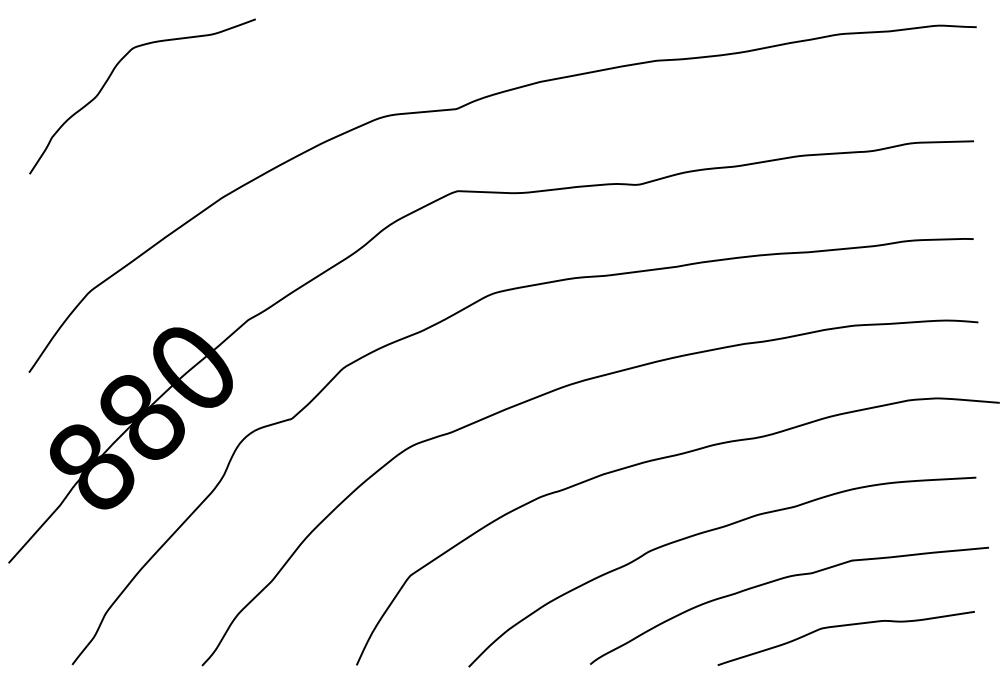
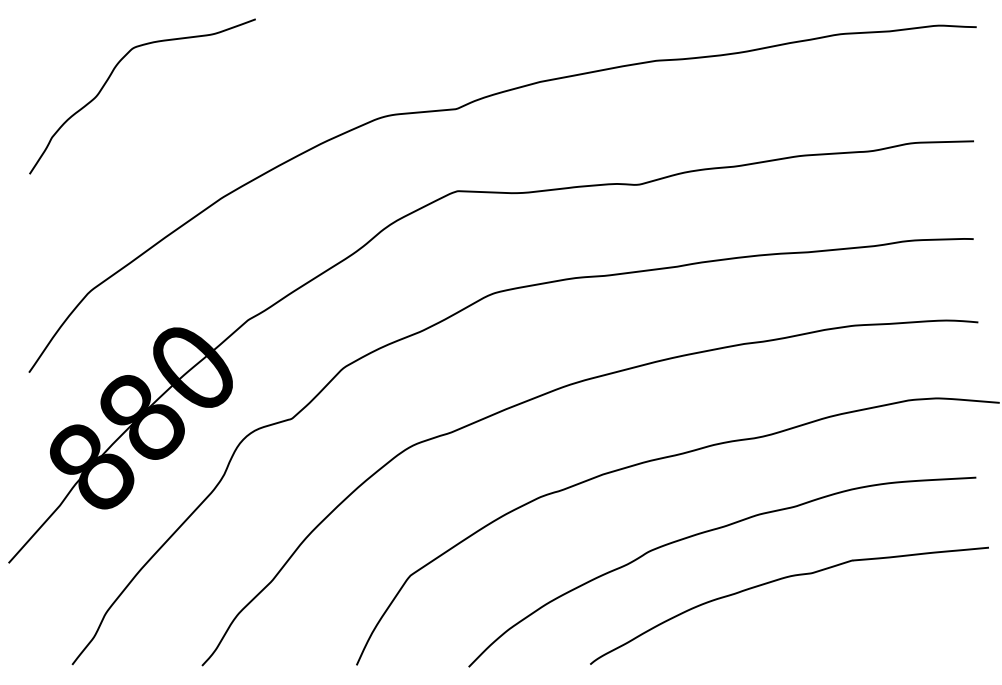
curve: present -> none (845, 626)
